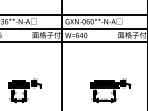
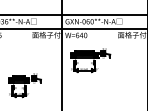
line: present -> none (73, 42)
part position: (24, 90) -> (24, 85) (24, 85)
part position: (110, 90) -> (90, 60) (90, 60)
